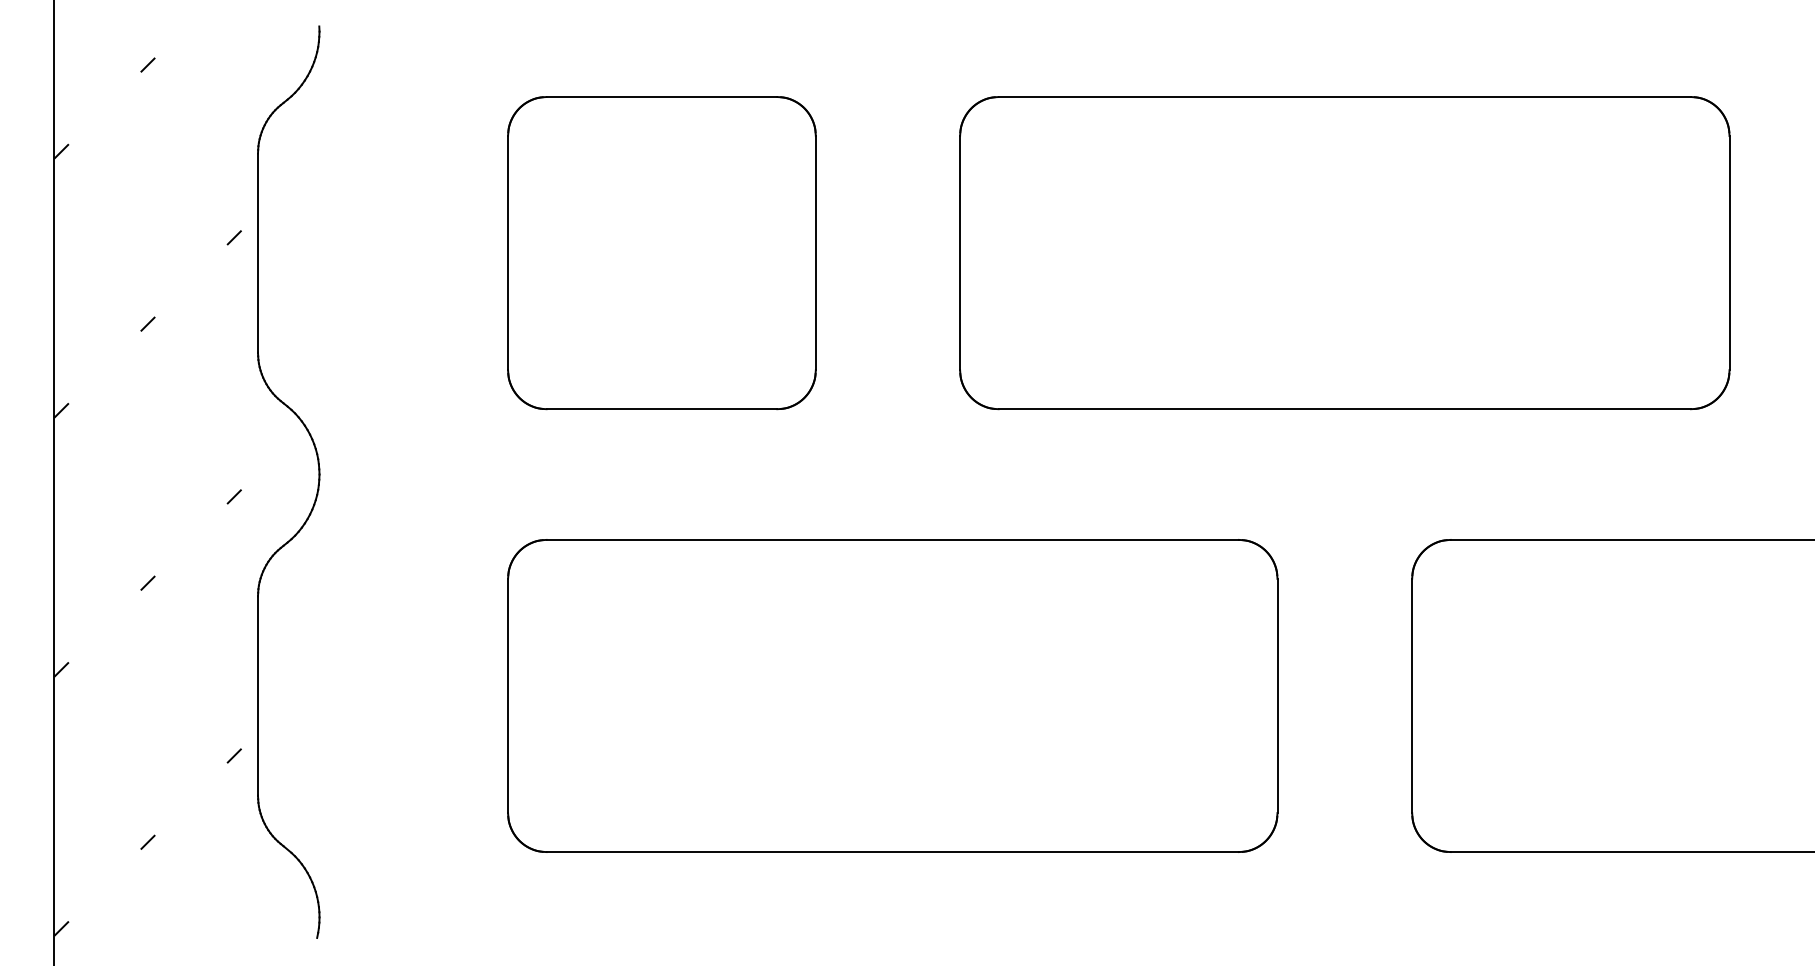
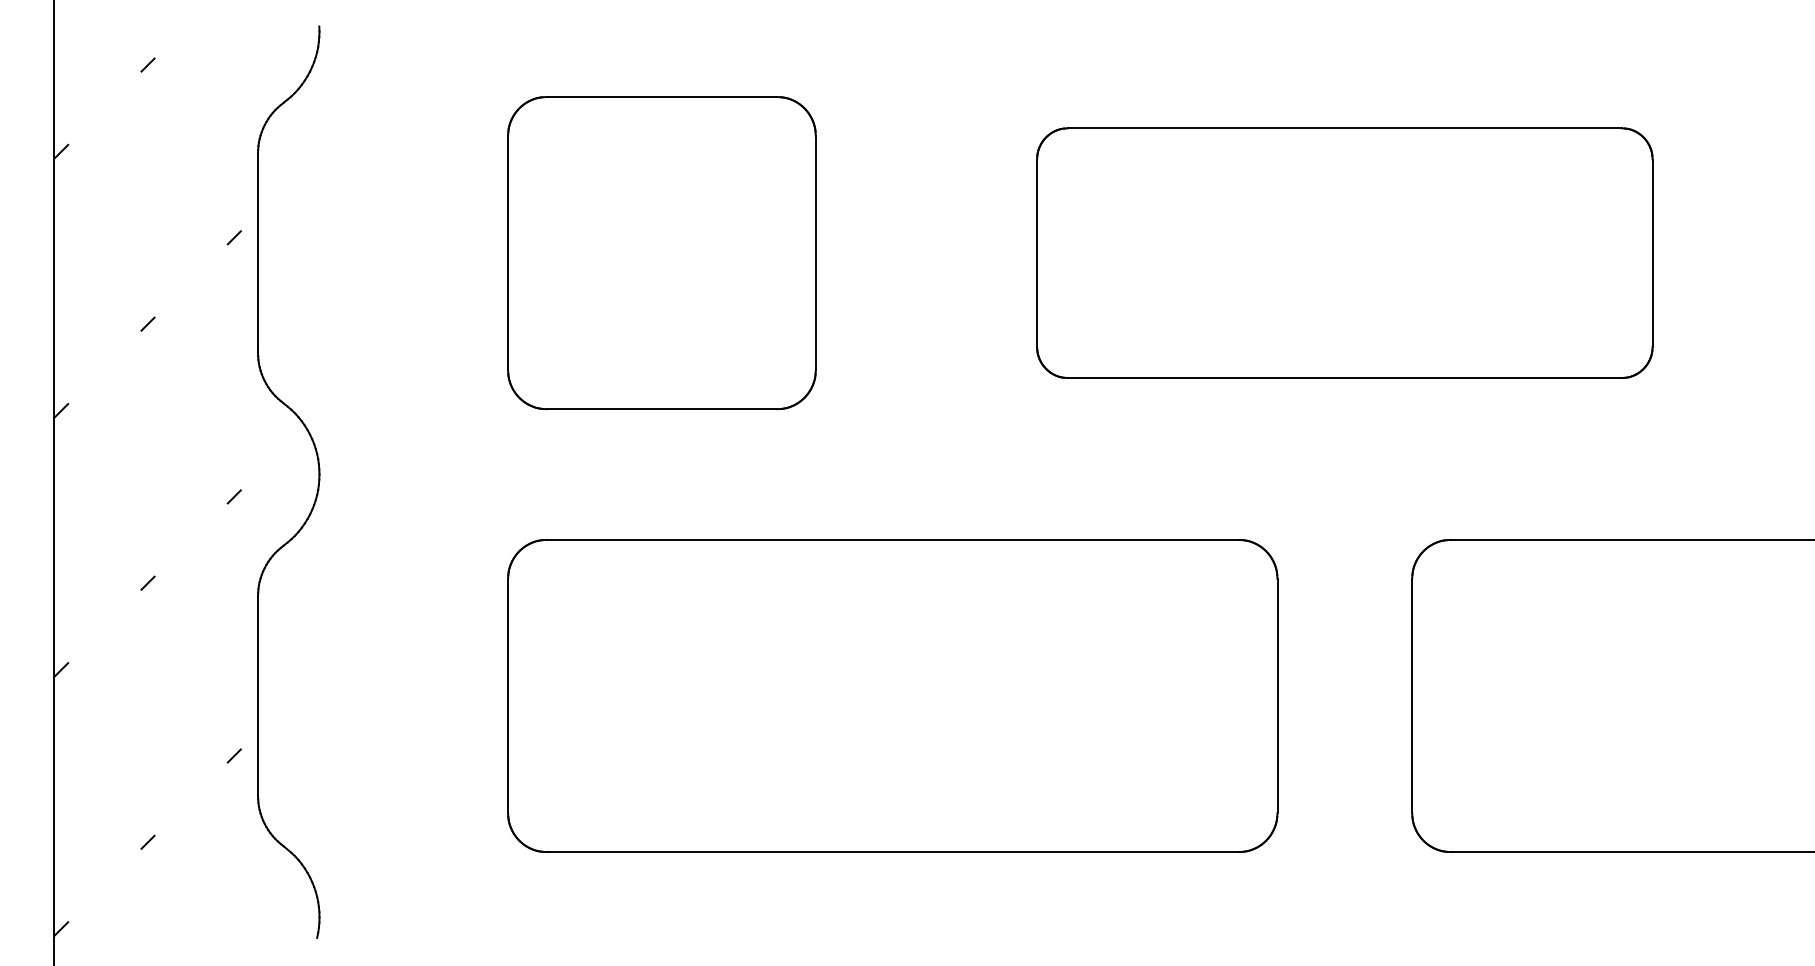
part size: 772x315 px -> 618x252 px (1344, 252)
